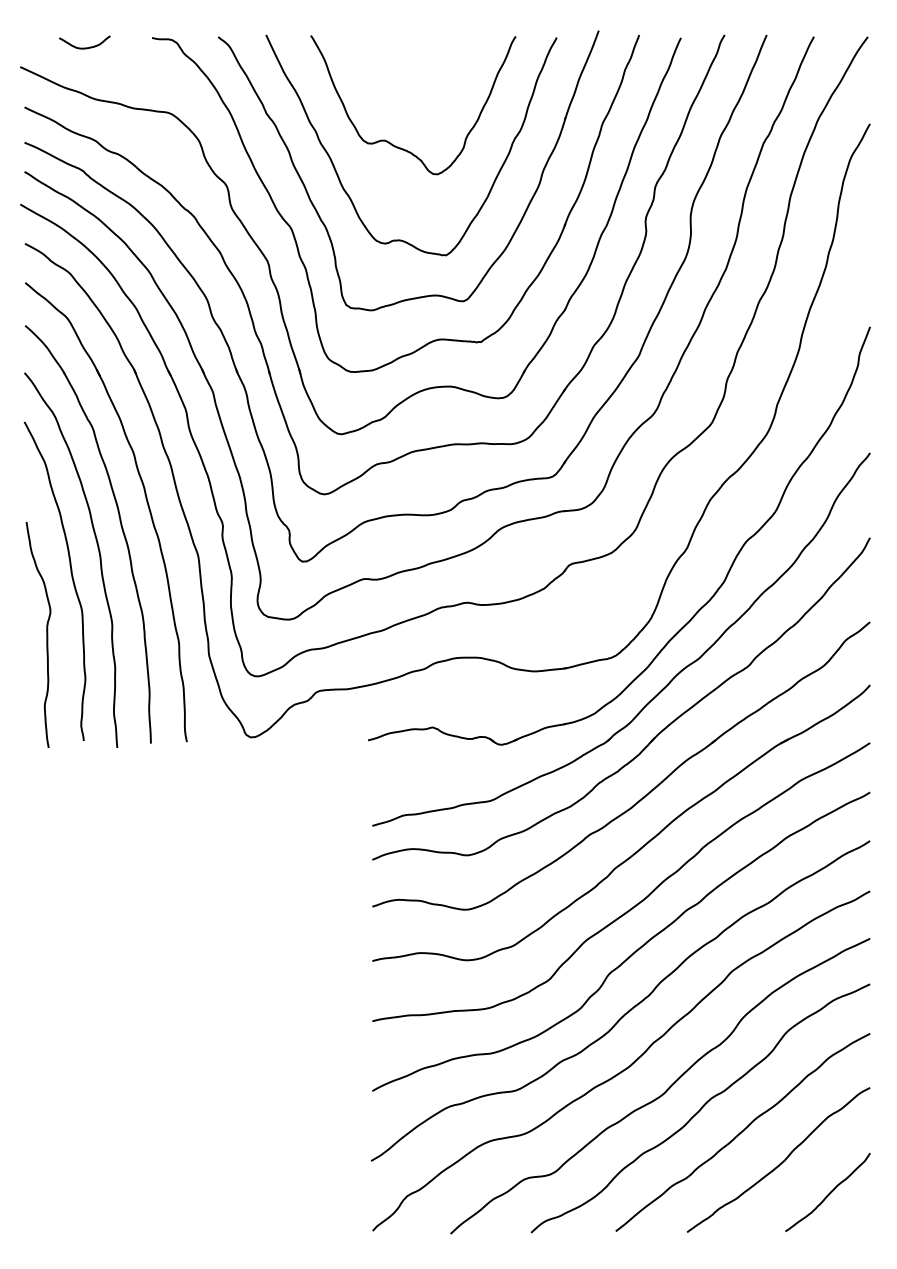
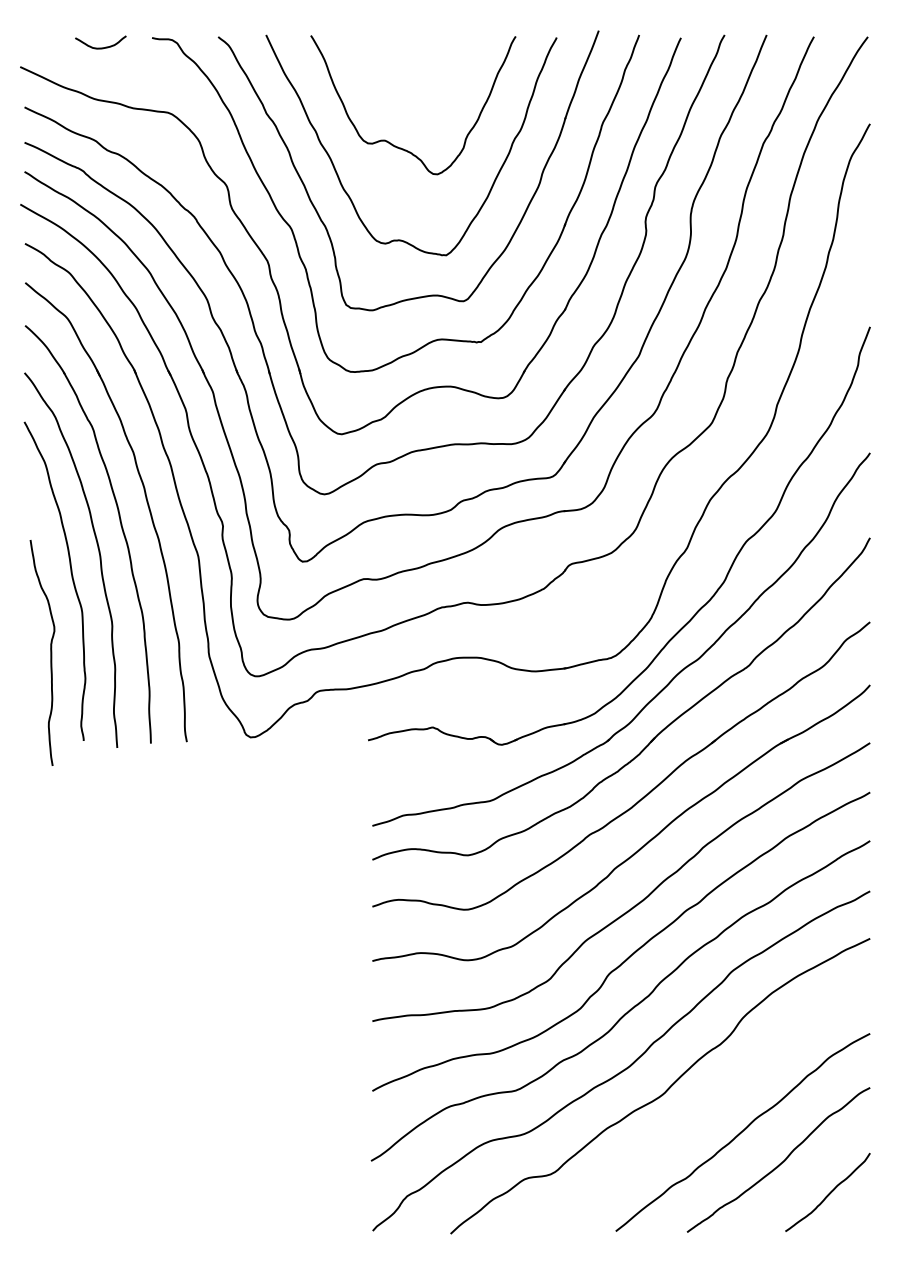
curve position: (84, 47) -> (100, 47) (100, 47)
curve position: (46, 634) -> (50, 652) (50, 652)
curve: present -> none (700, 1108)
